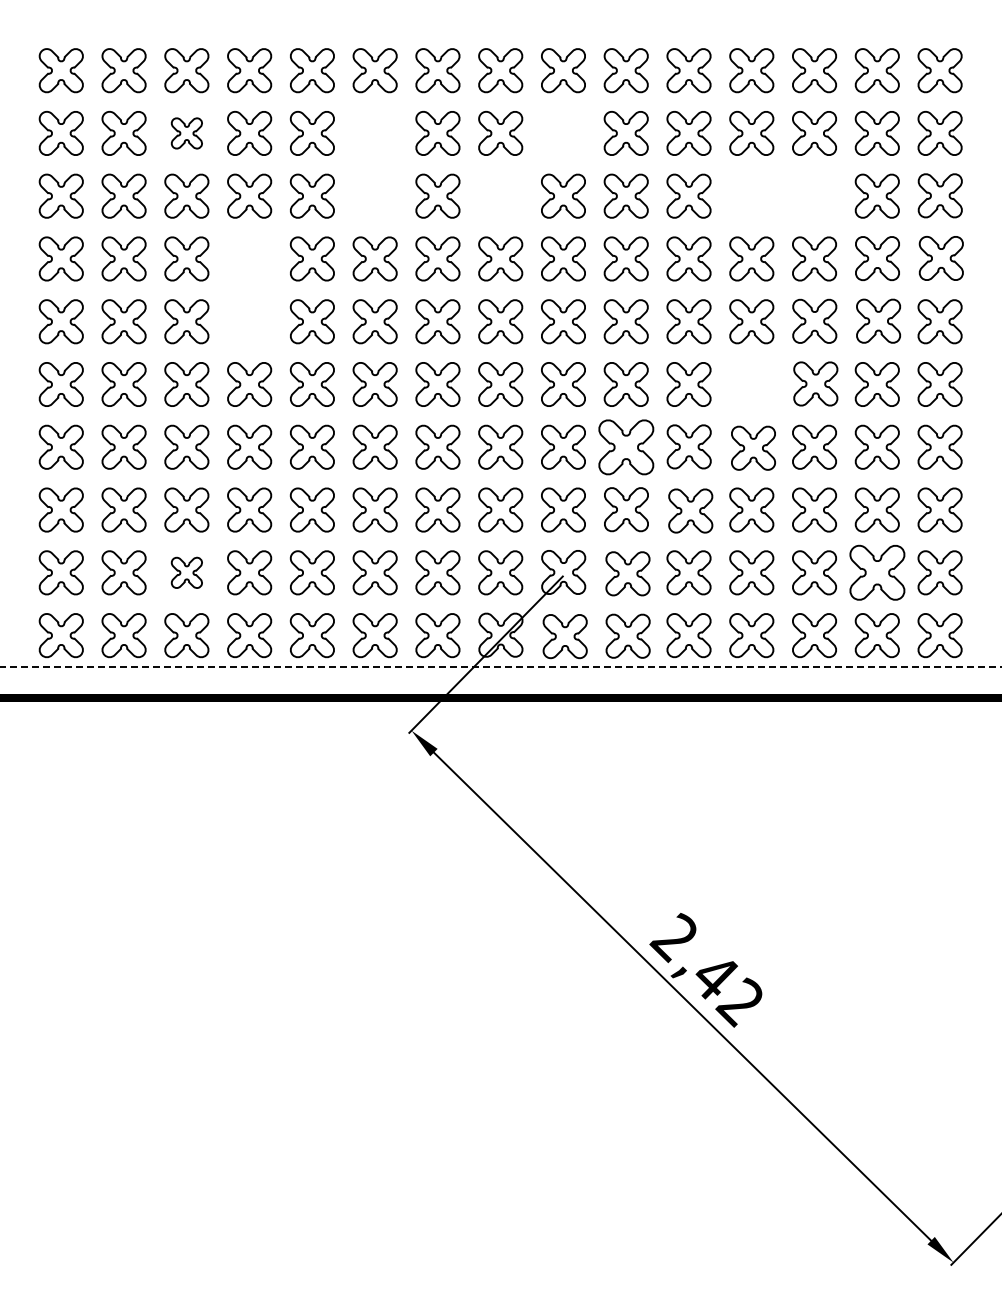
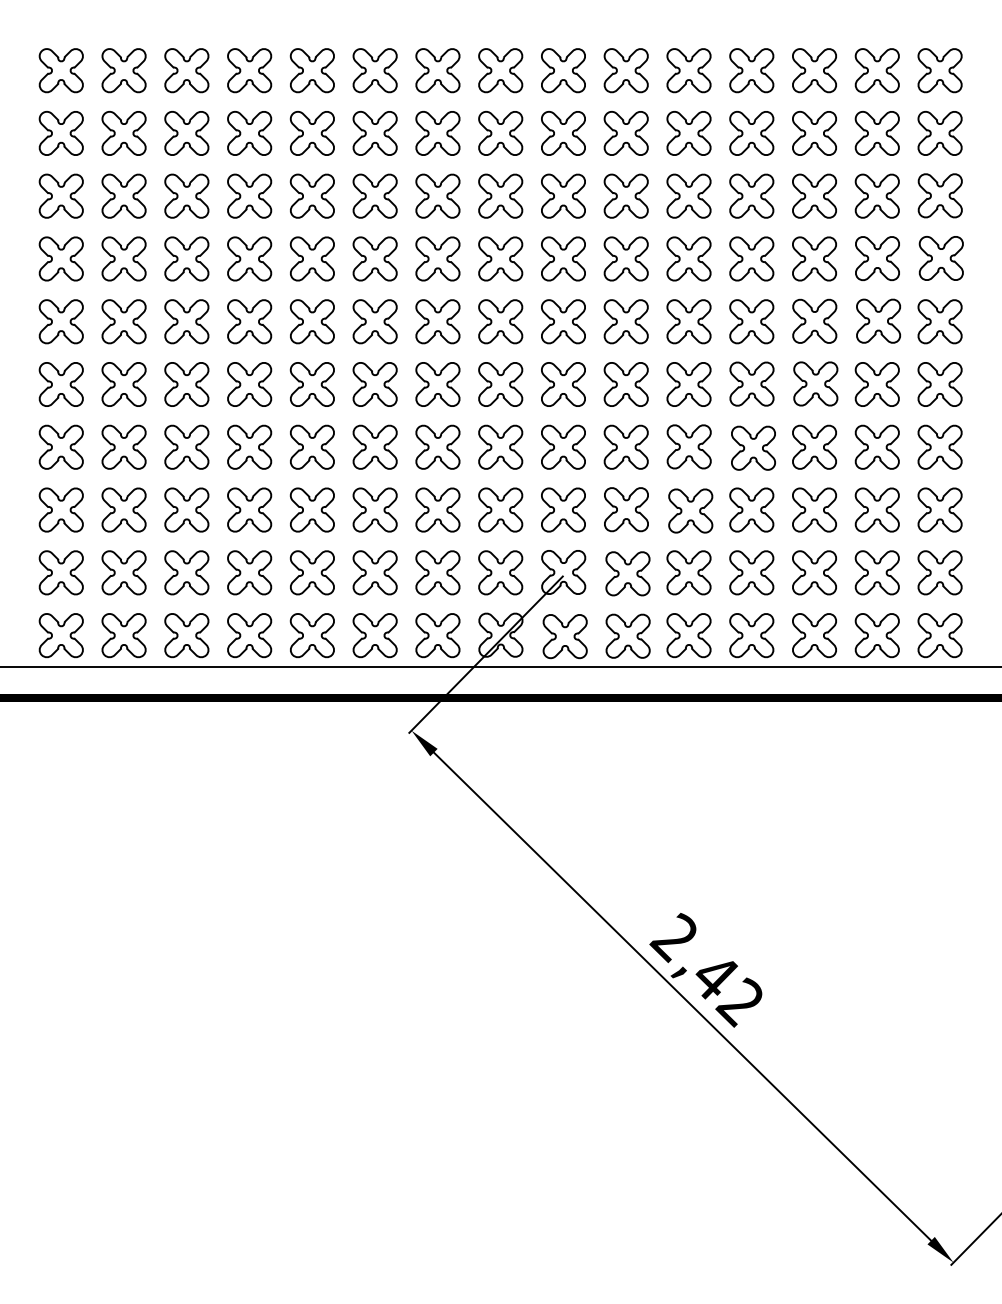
part size: 33x33 px -> 46x45 px (186, 133)
part: none -> present (374, 133)
part: none -> present (563, 133)
part: none -> present (374, 195)
part: none -> present (500, 195)
part: none -> present (751, 195)
part: none -> present (814, 195)
part: none -> present (249, 258)
part: none -> present (249, 321)
part: none -> present (751, 383)
part size: 57x57 px -> 46x46 px (625, 446)
part size: 33x33 px -> 46x46 px (186, 572)
part size: 57x57 px -> 46x46 px (876, 572)
line: dashed -> solid (500, 667)
